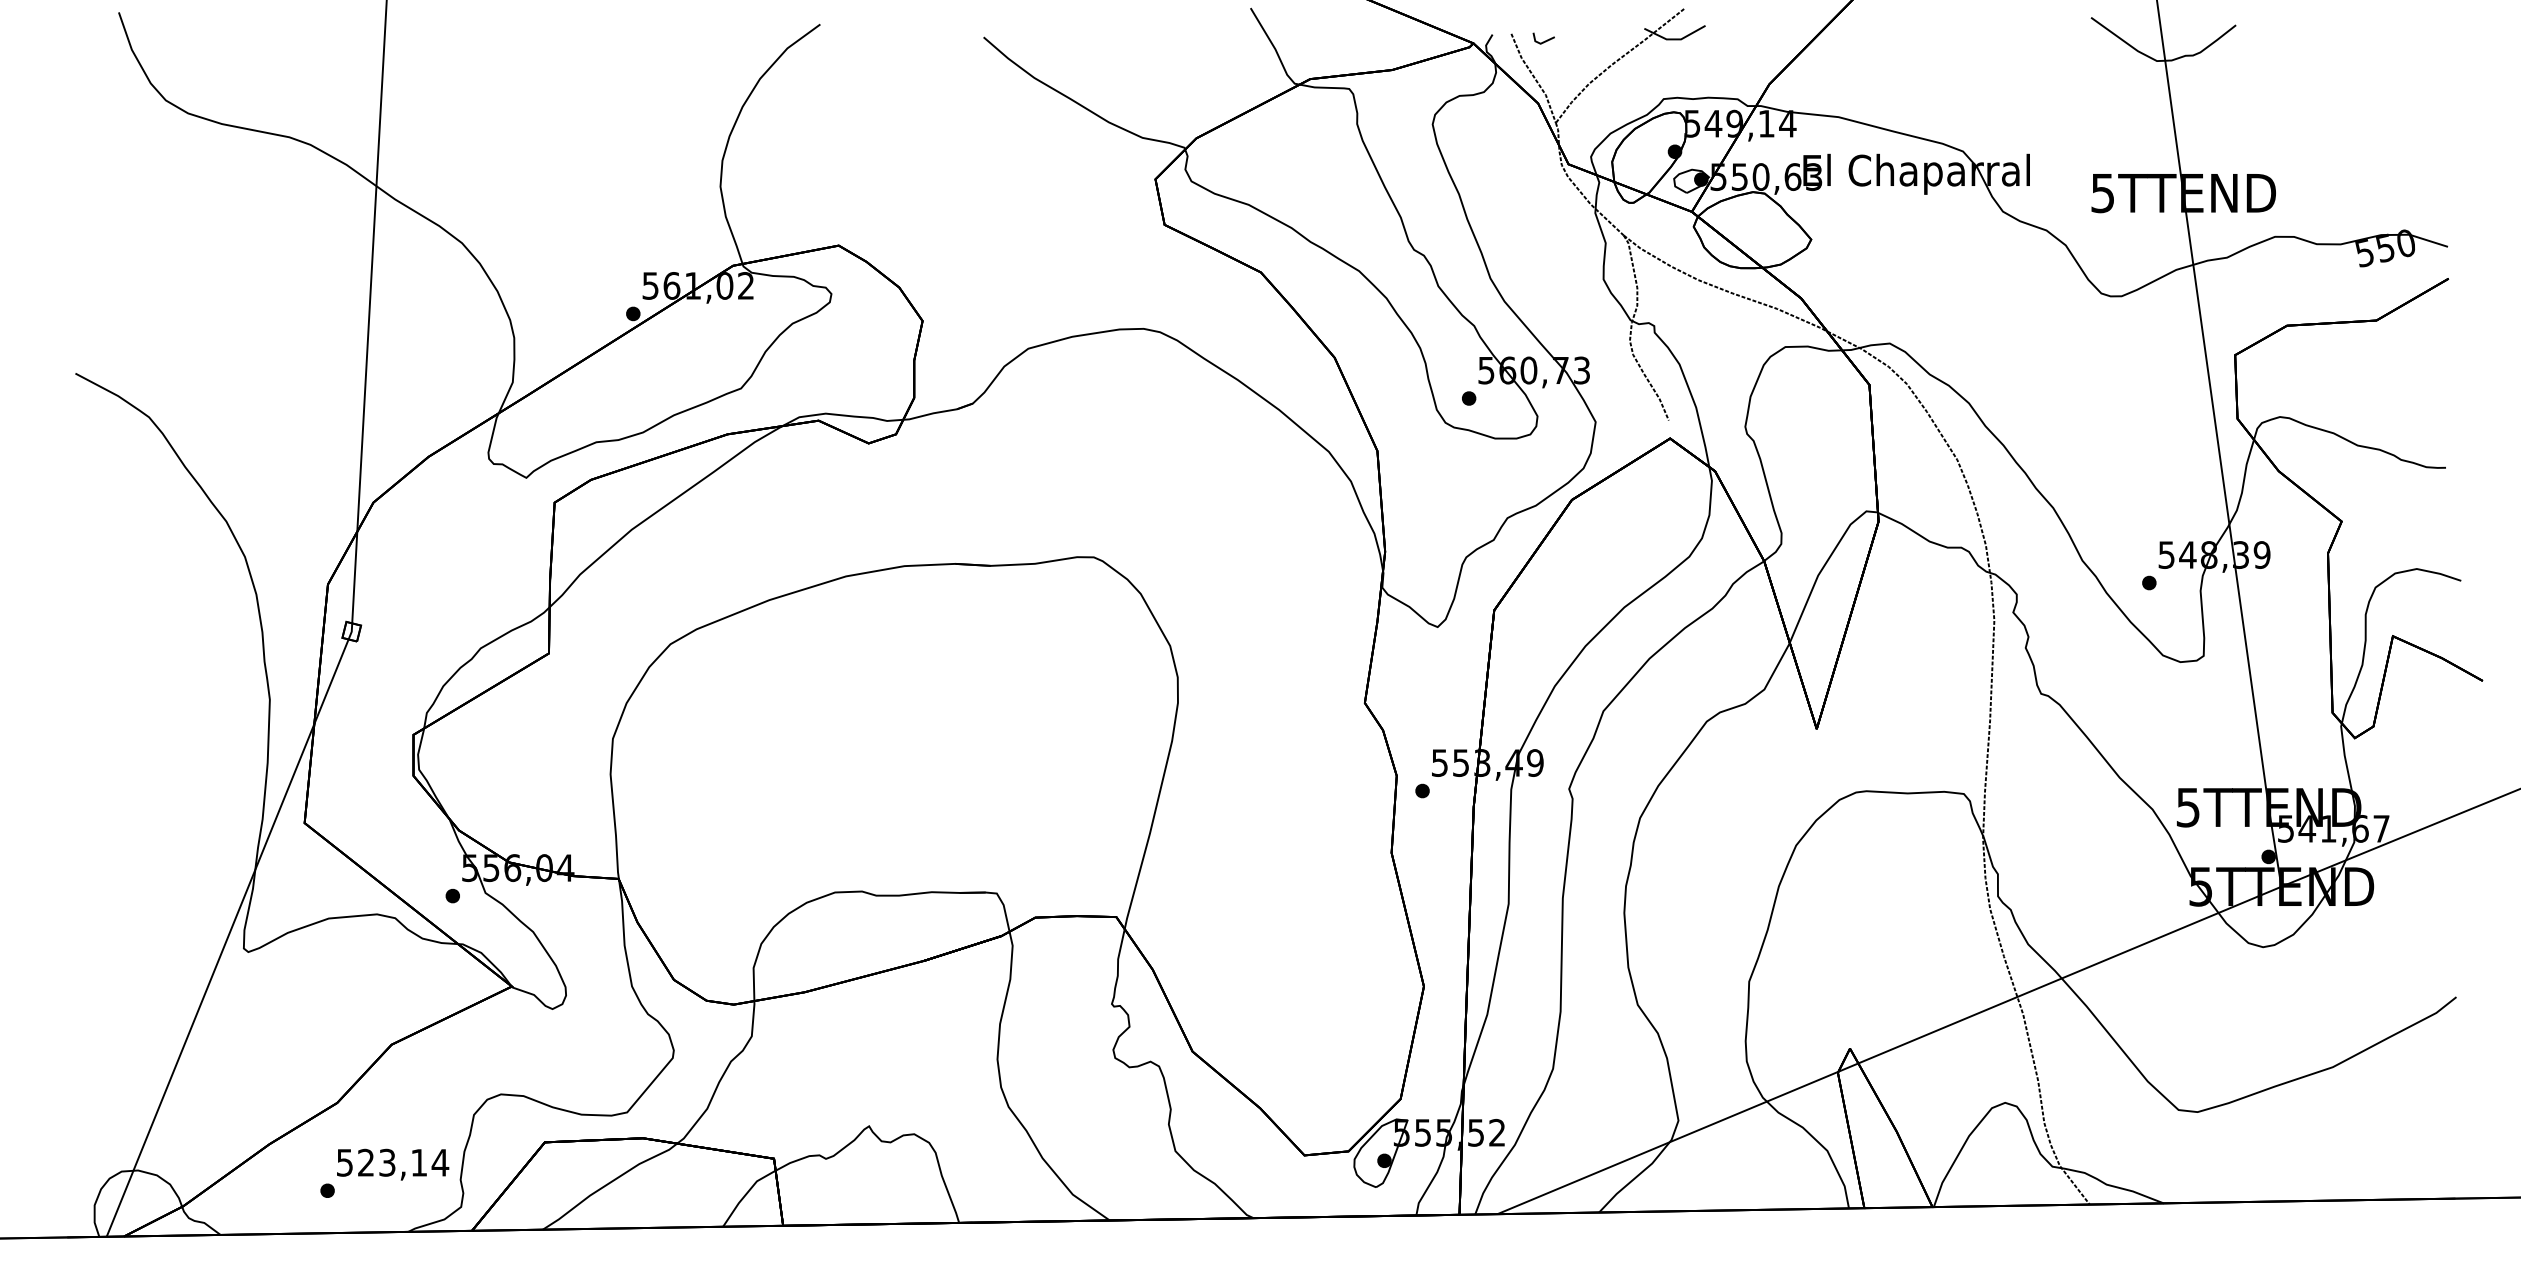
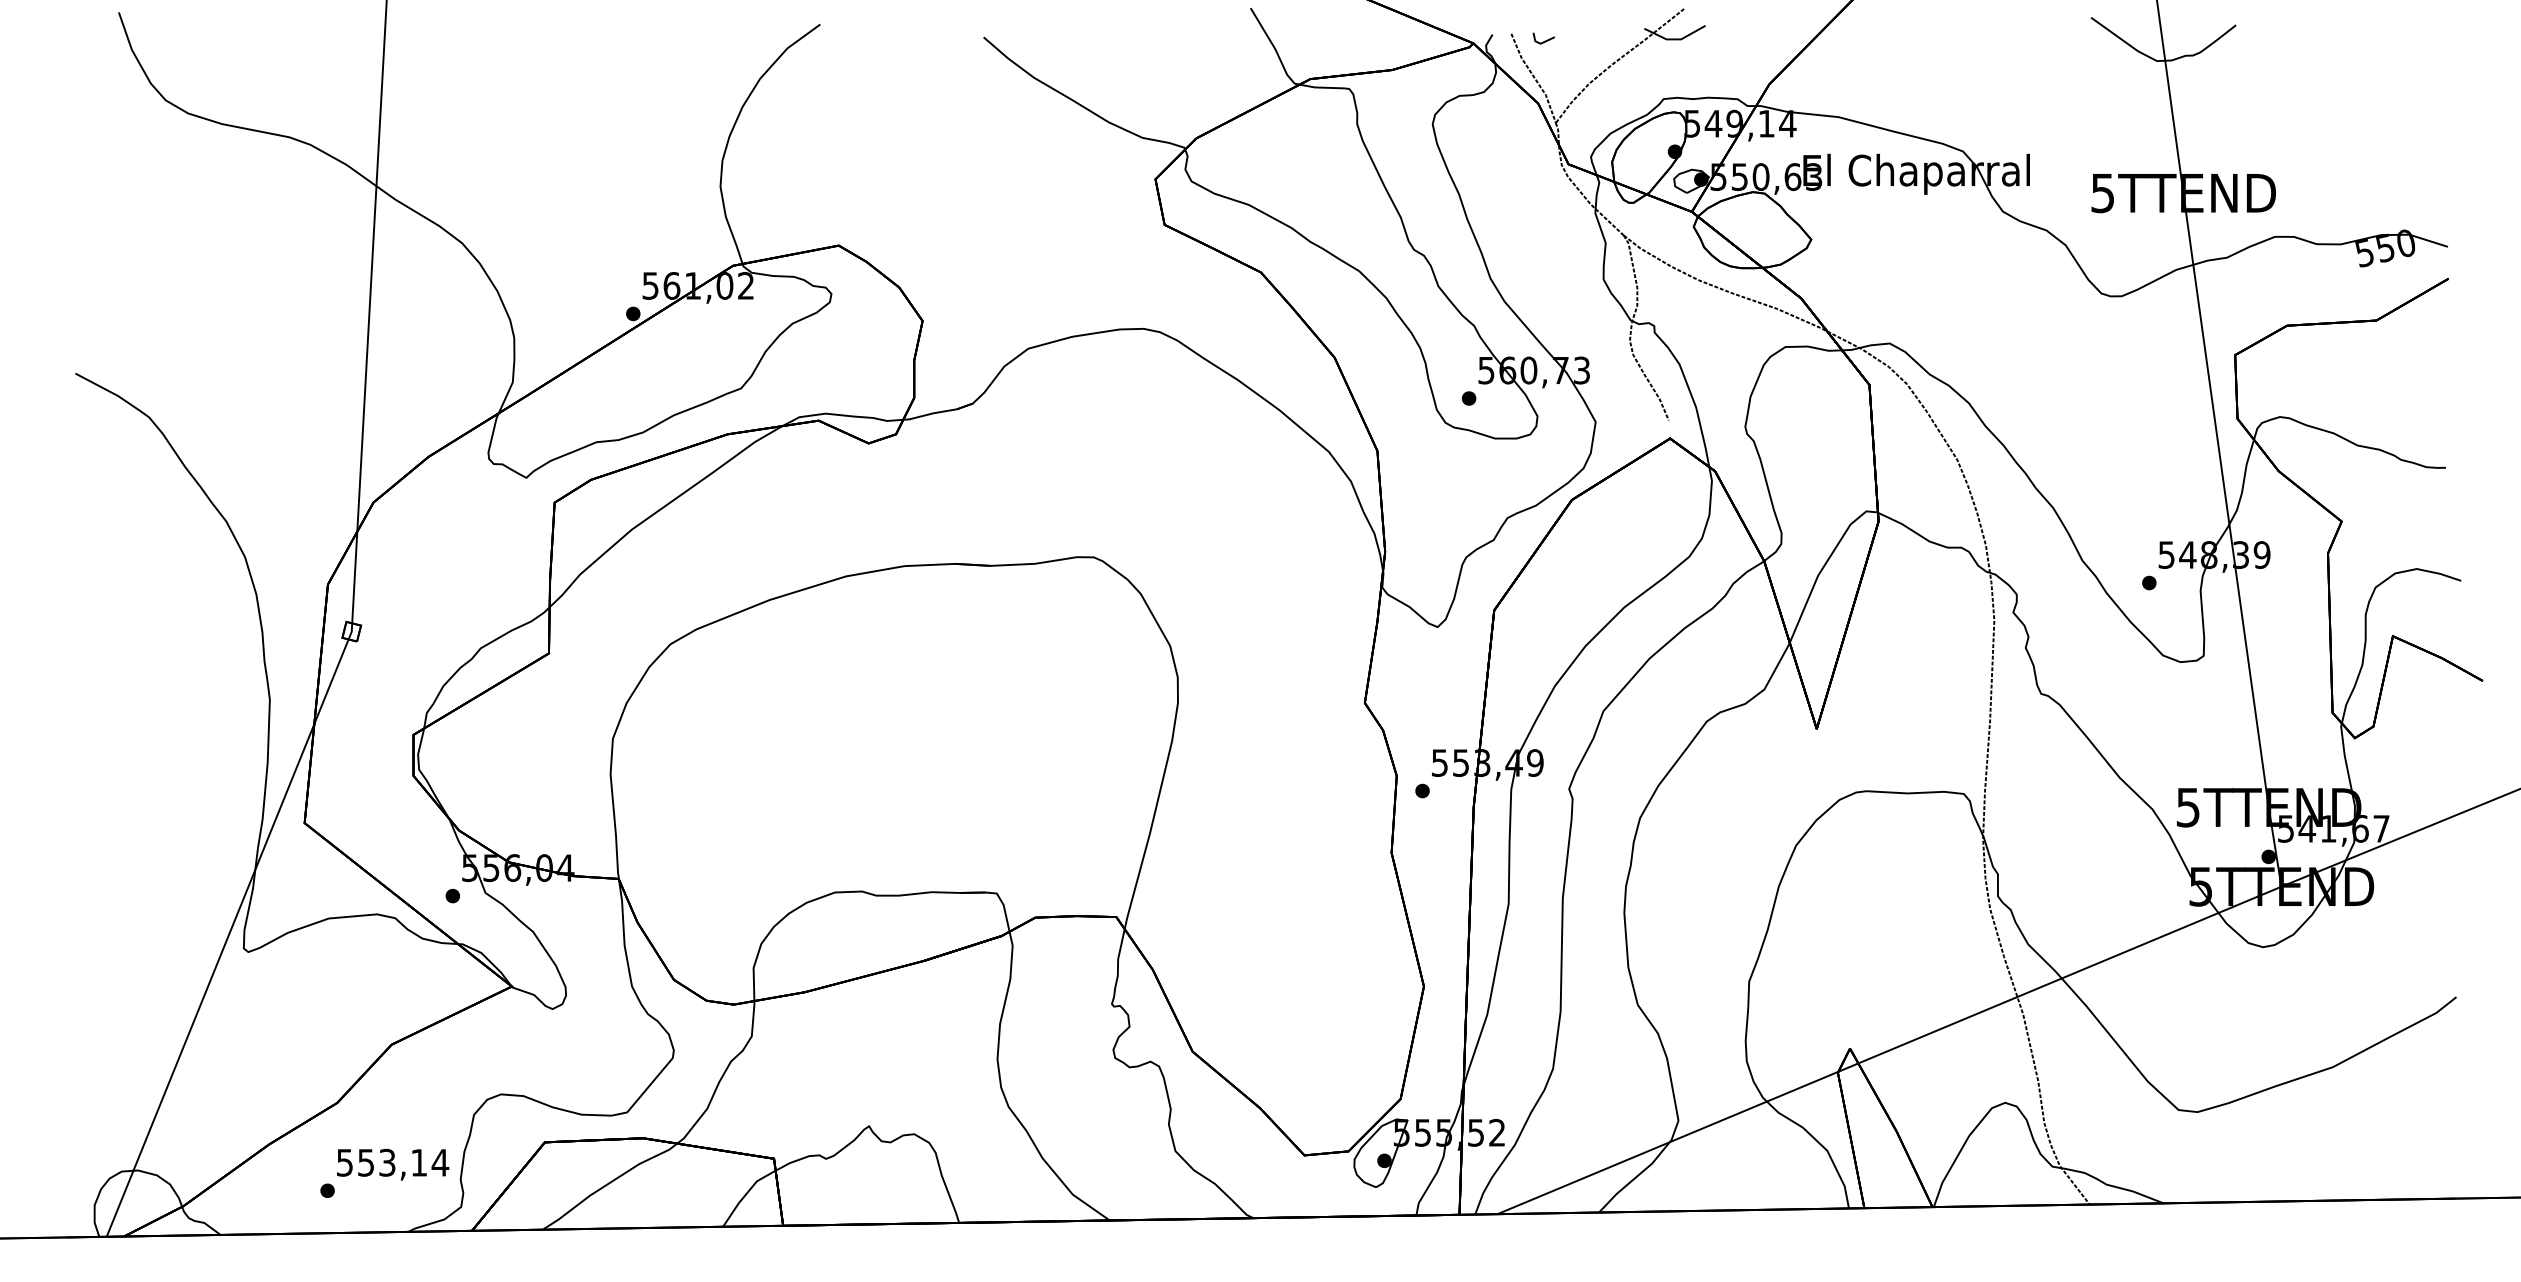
text: 523,14 -> 553,14 (365, 1162)
